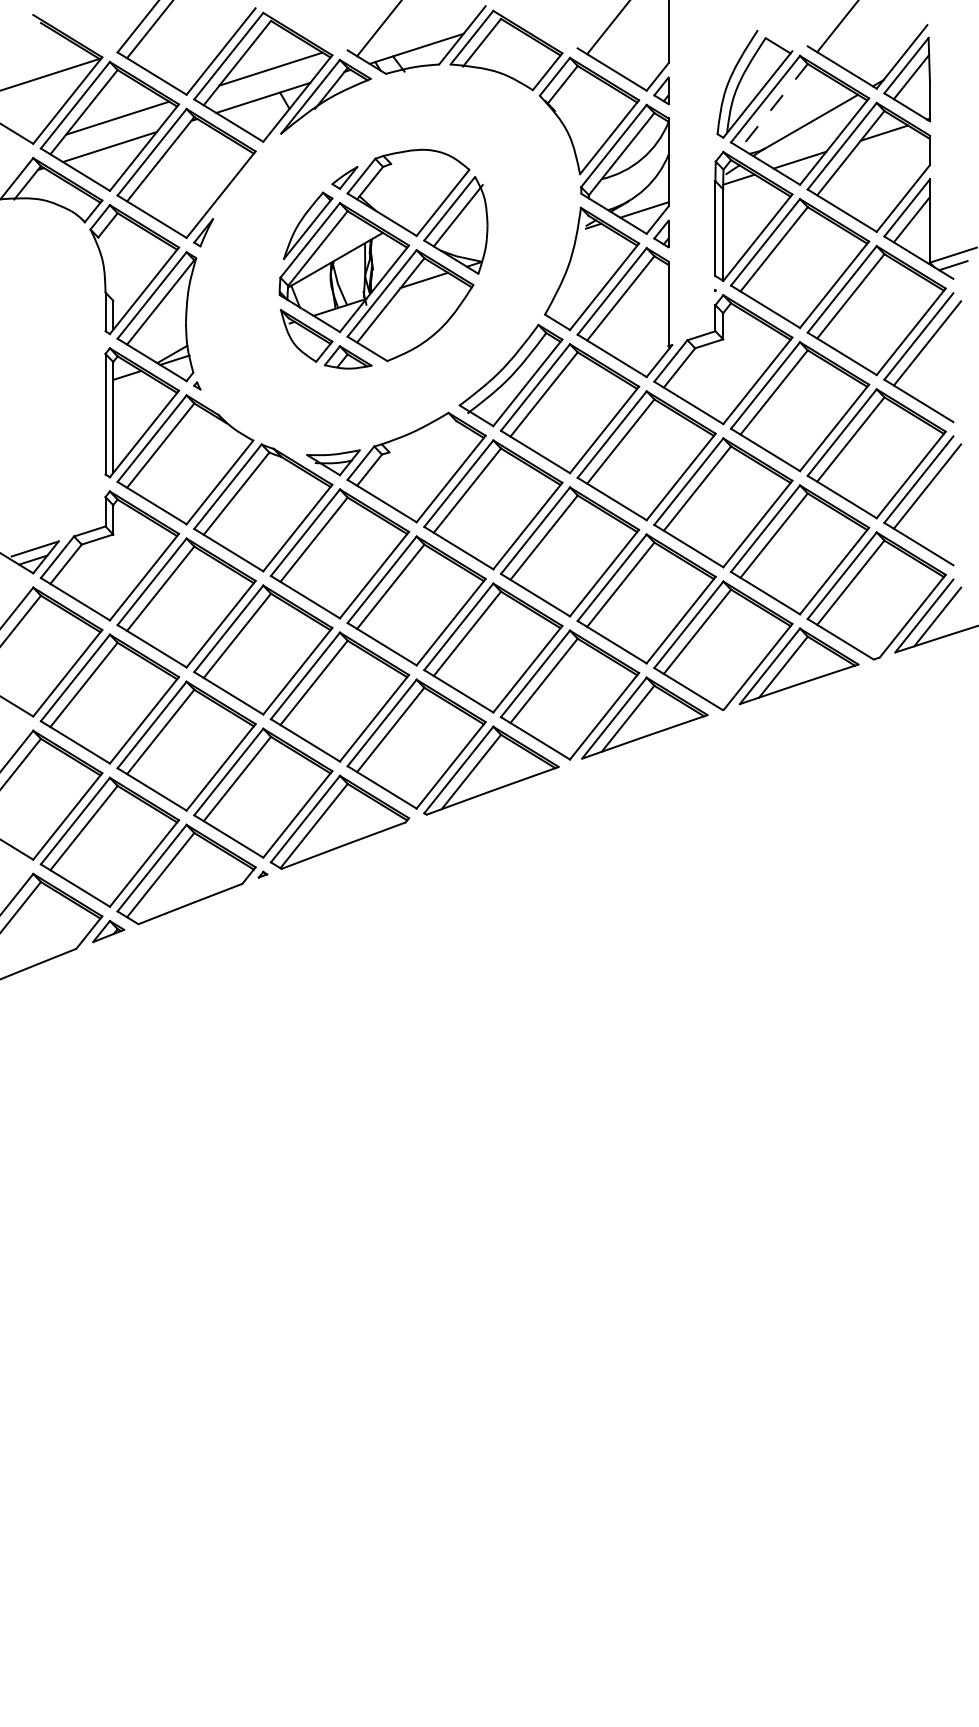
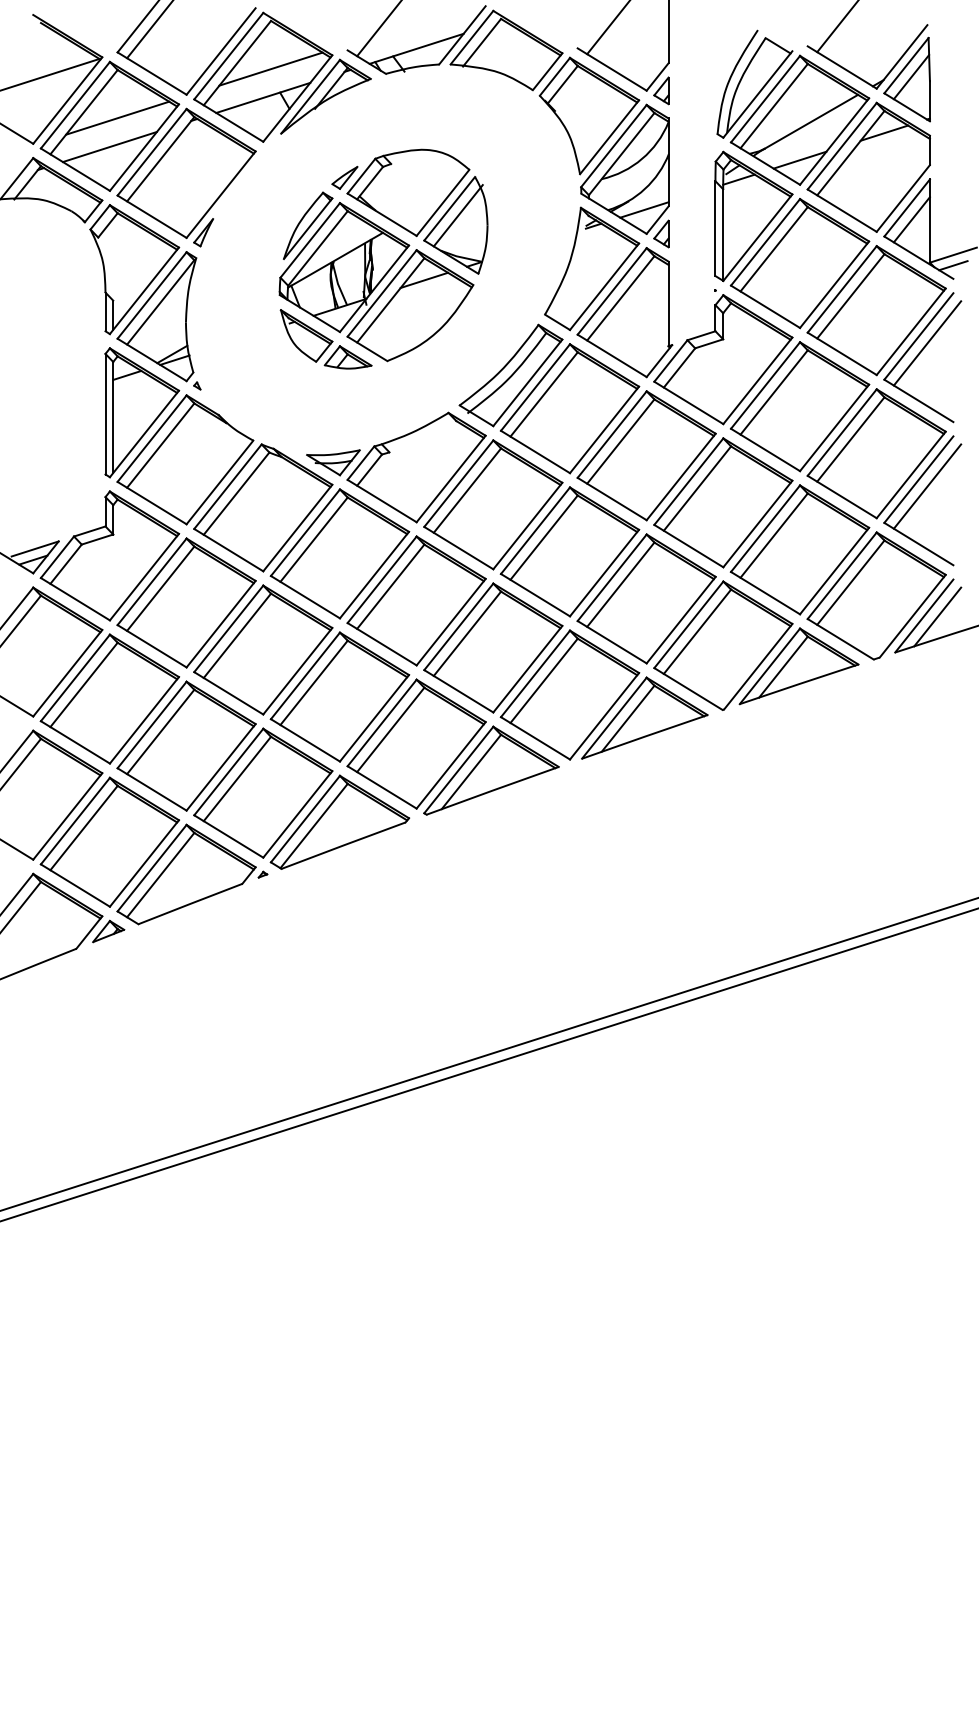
line: dashed -> solid (774, 106)
line: none -> present (488, 1054)
line: none -> present (488, 1064)
